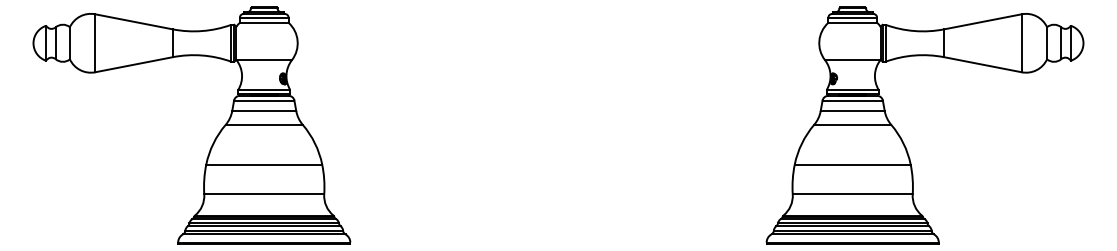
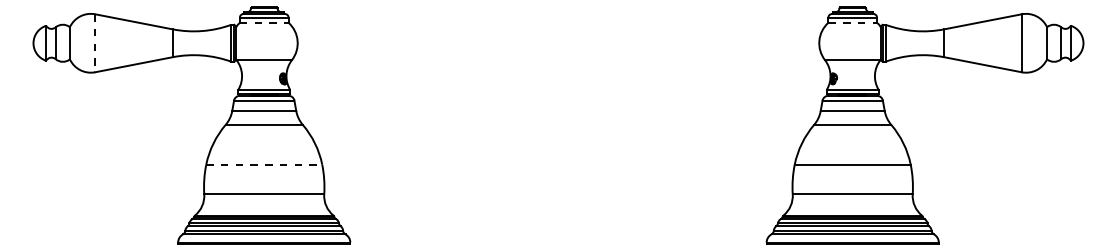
line: solid -> dashed (264, 22)
line: solid -> dashed (853, 22)
line: solid -> dashed (95, 43)
line: solid -> dashed (264, 164)
